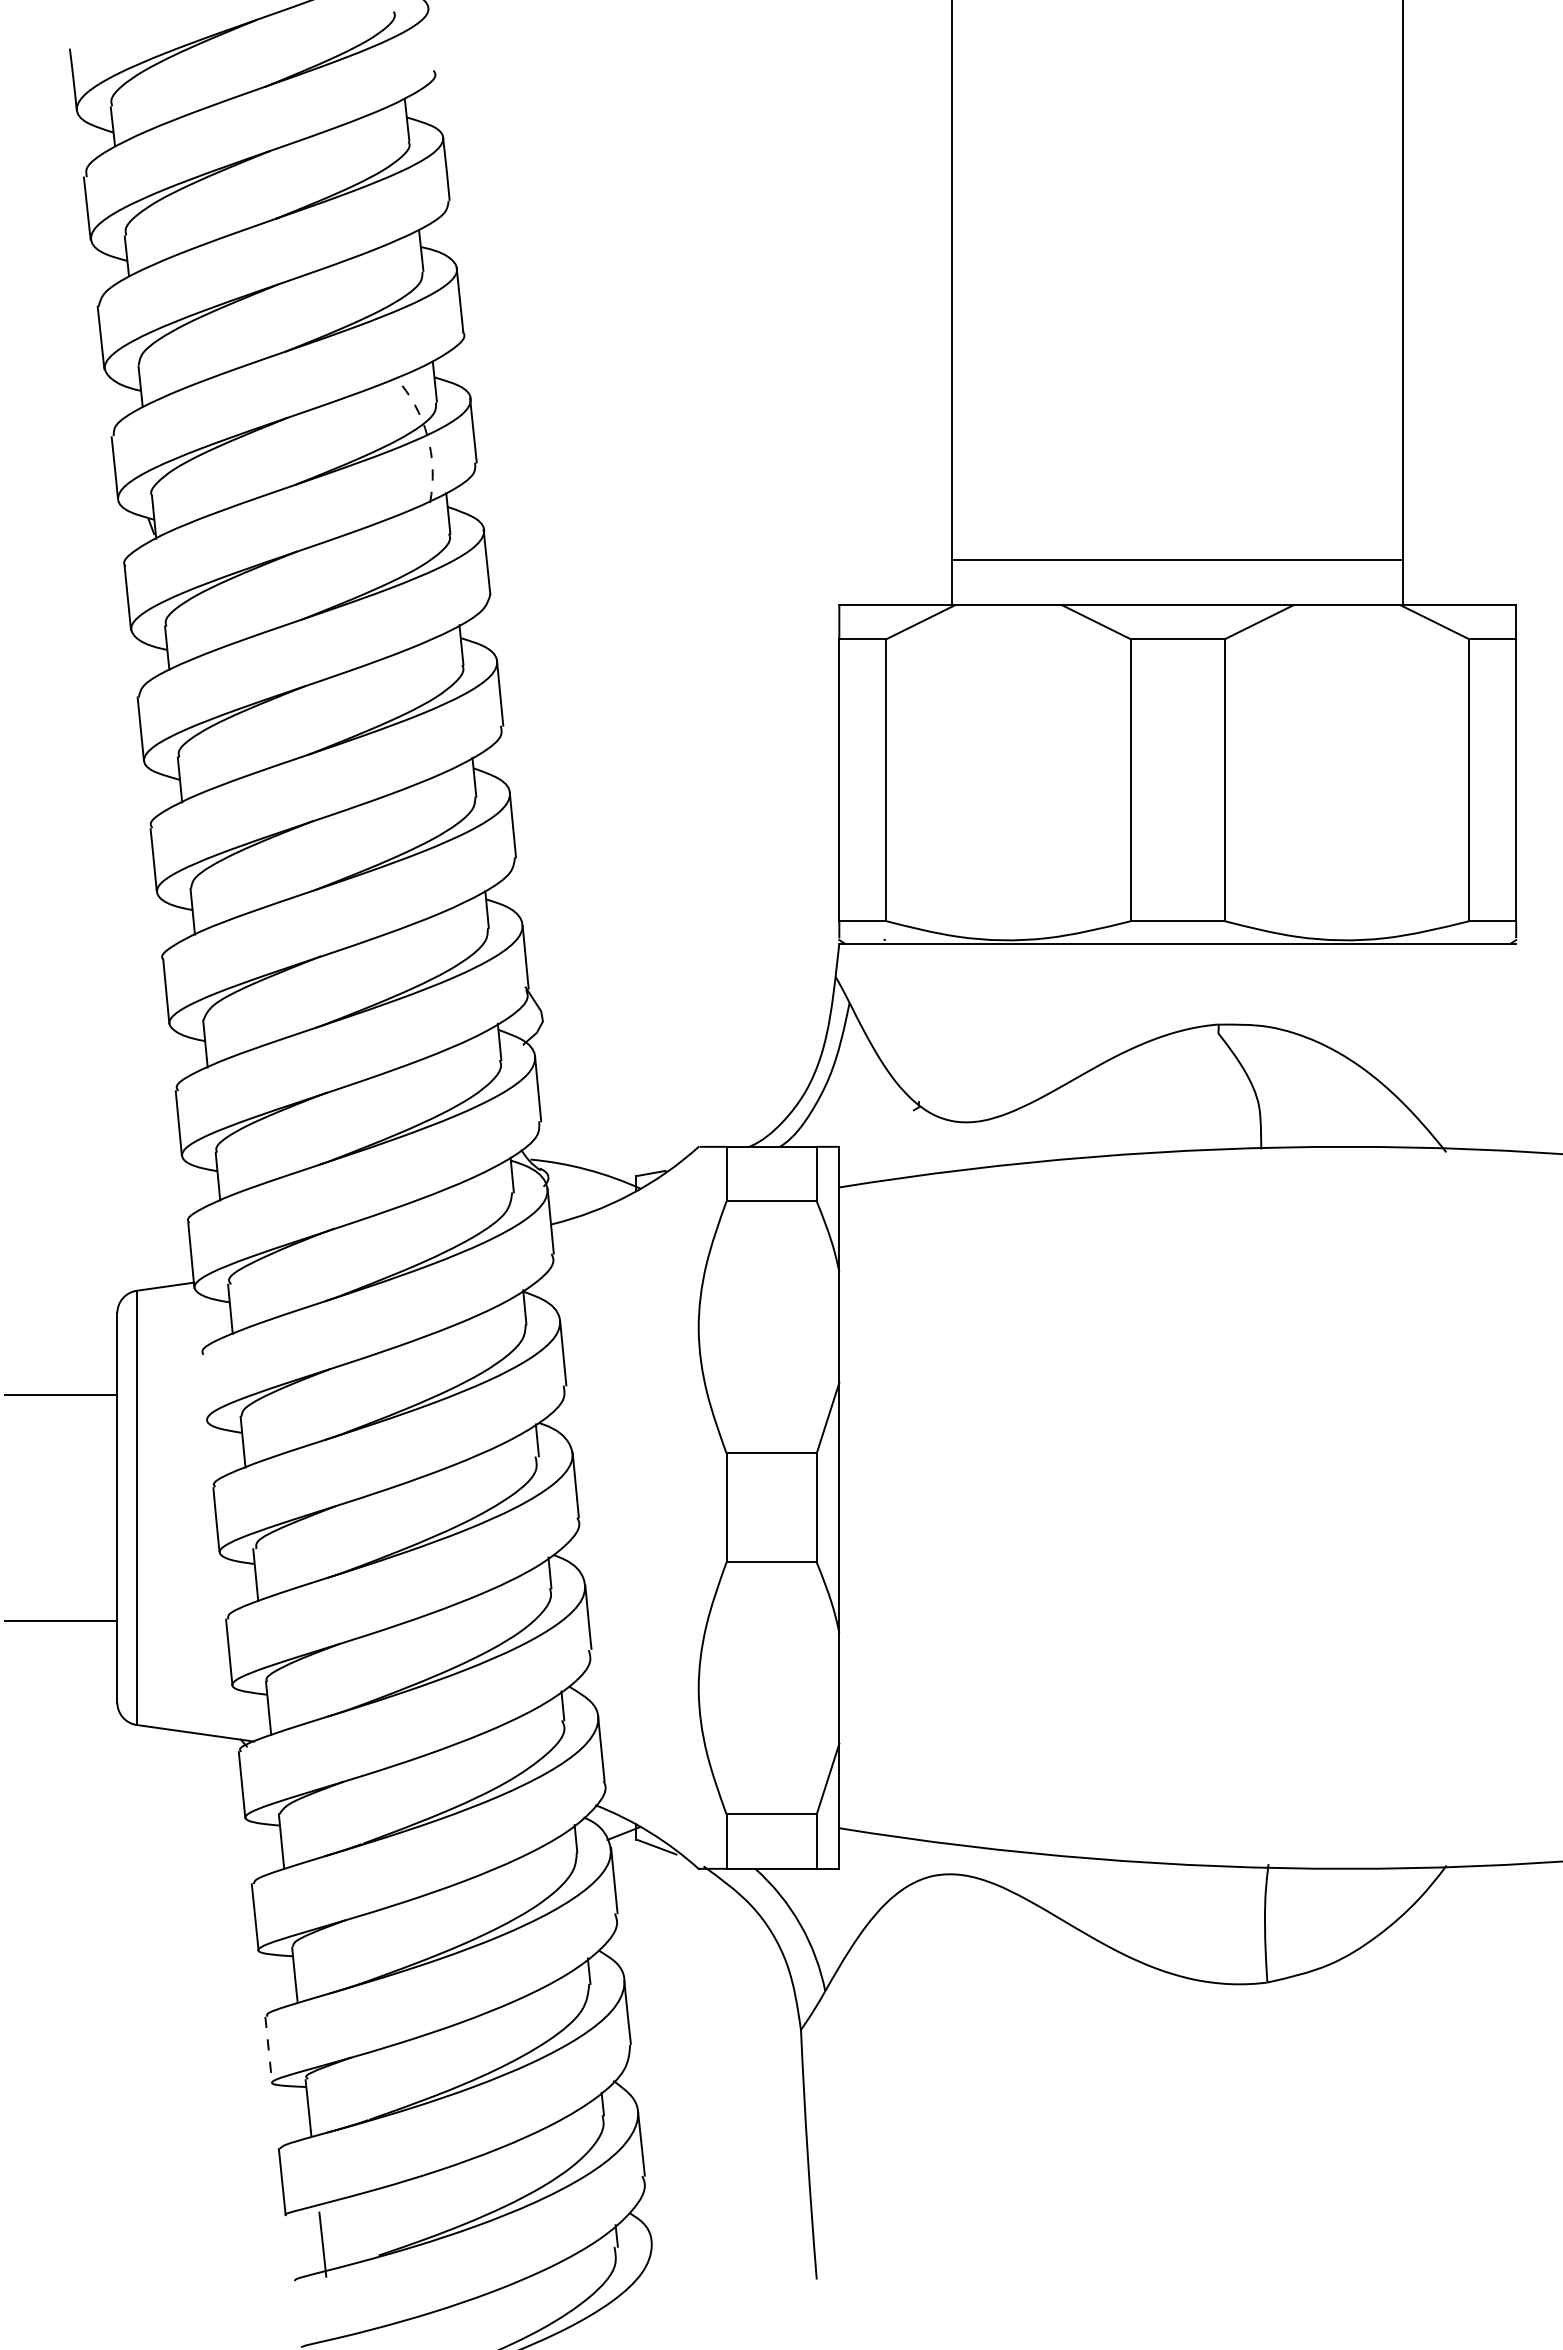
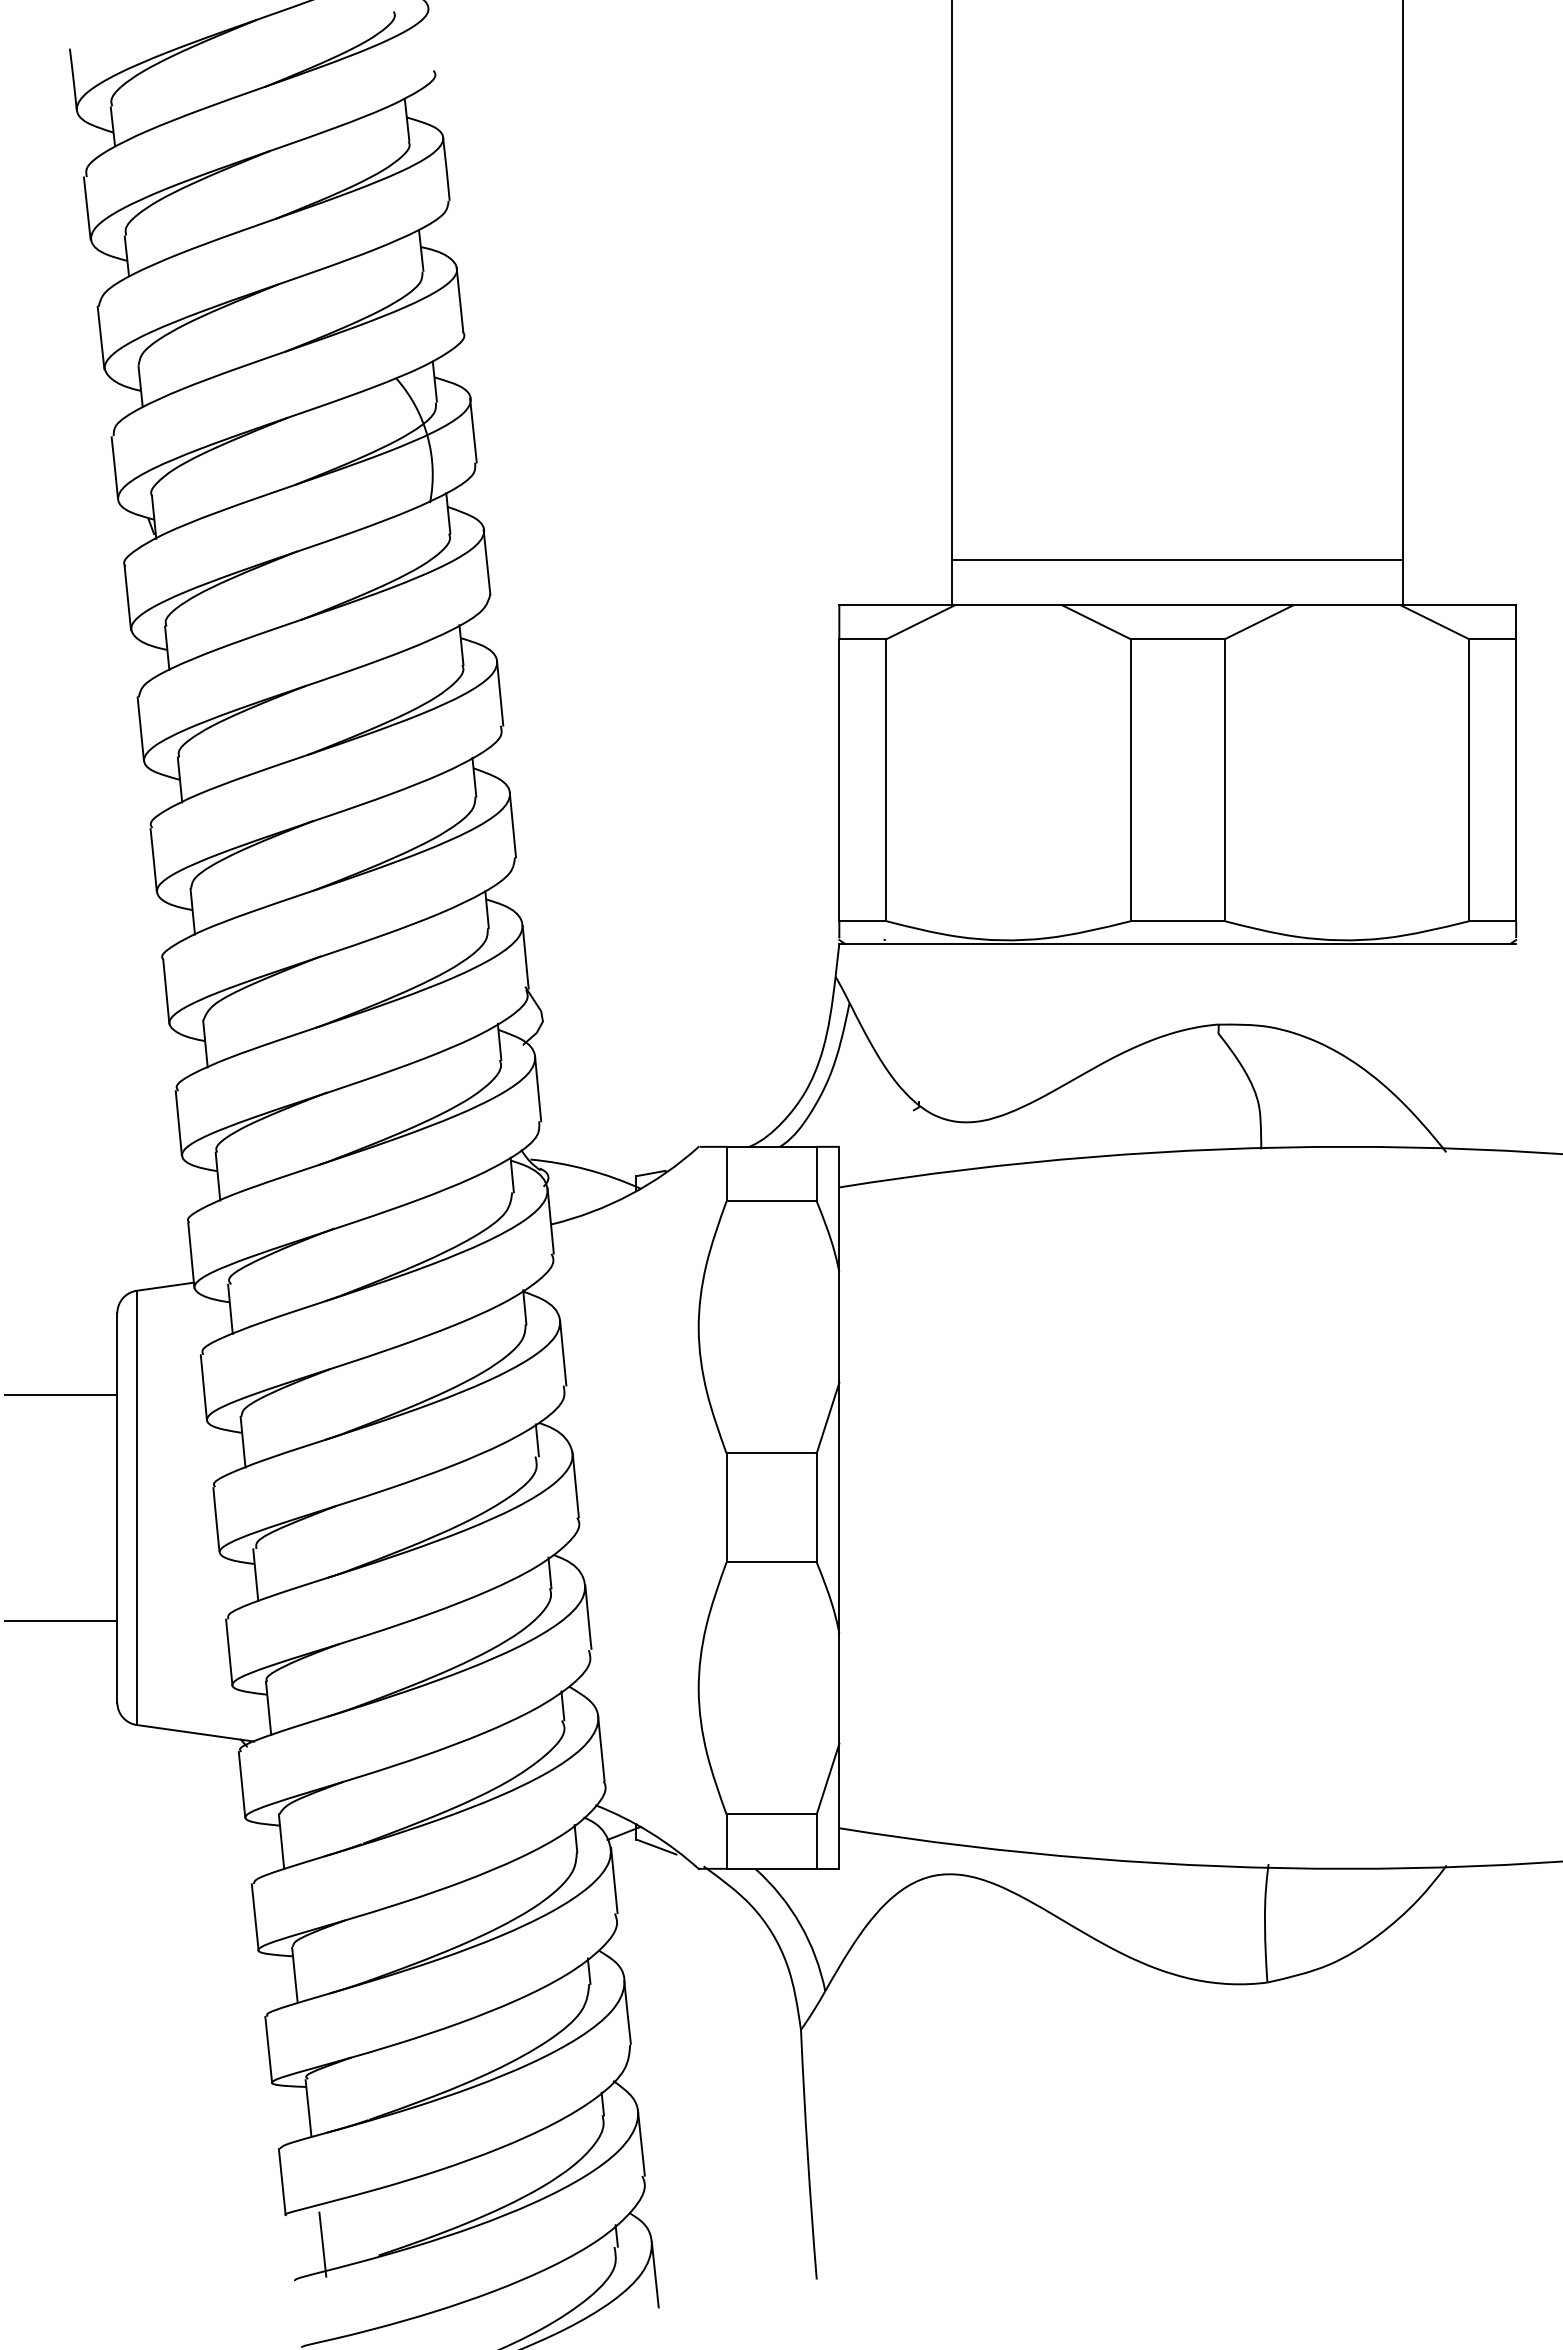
arc: dashed -> solid (427, 436)
line: none -> present (203, 1387)
line: dashed -> solid (268, 2050)
line: none -> present (654, 2274)
